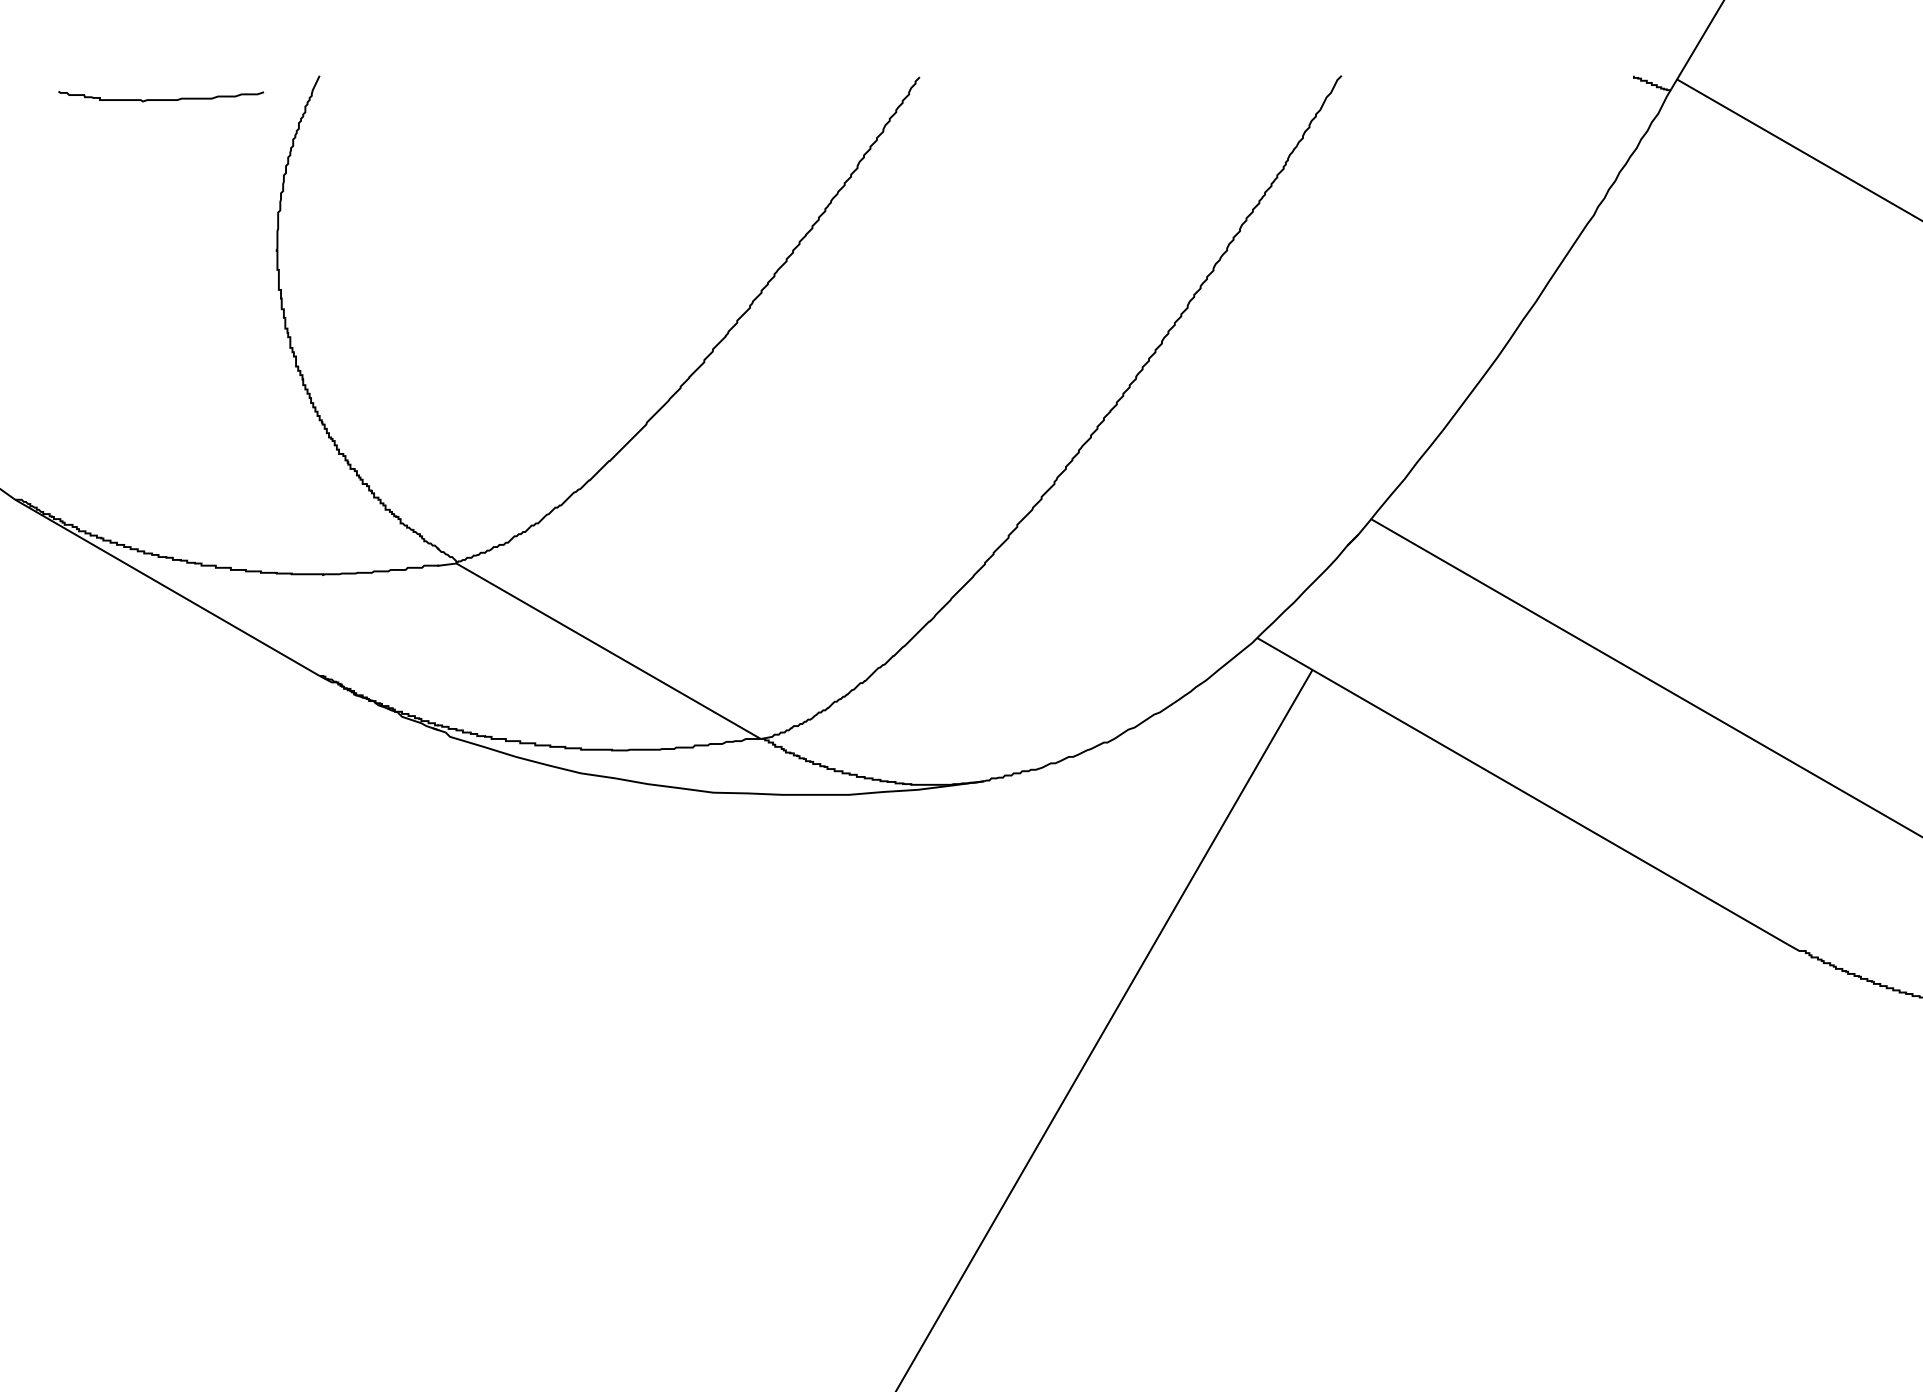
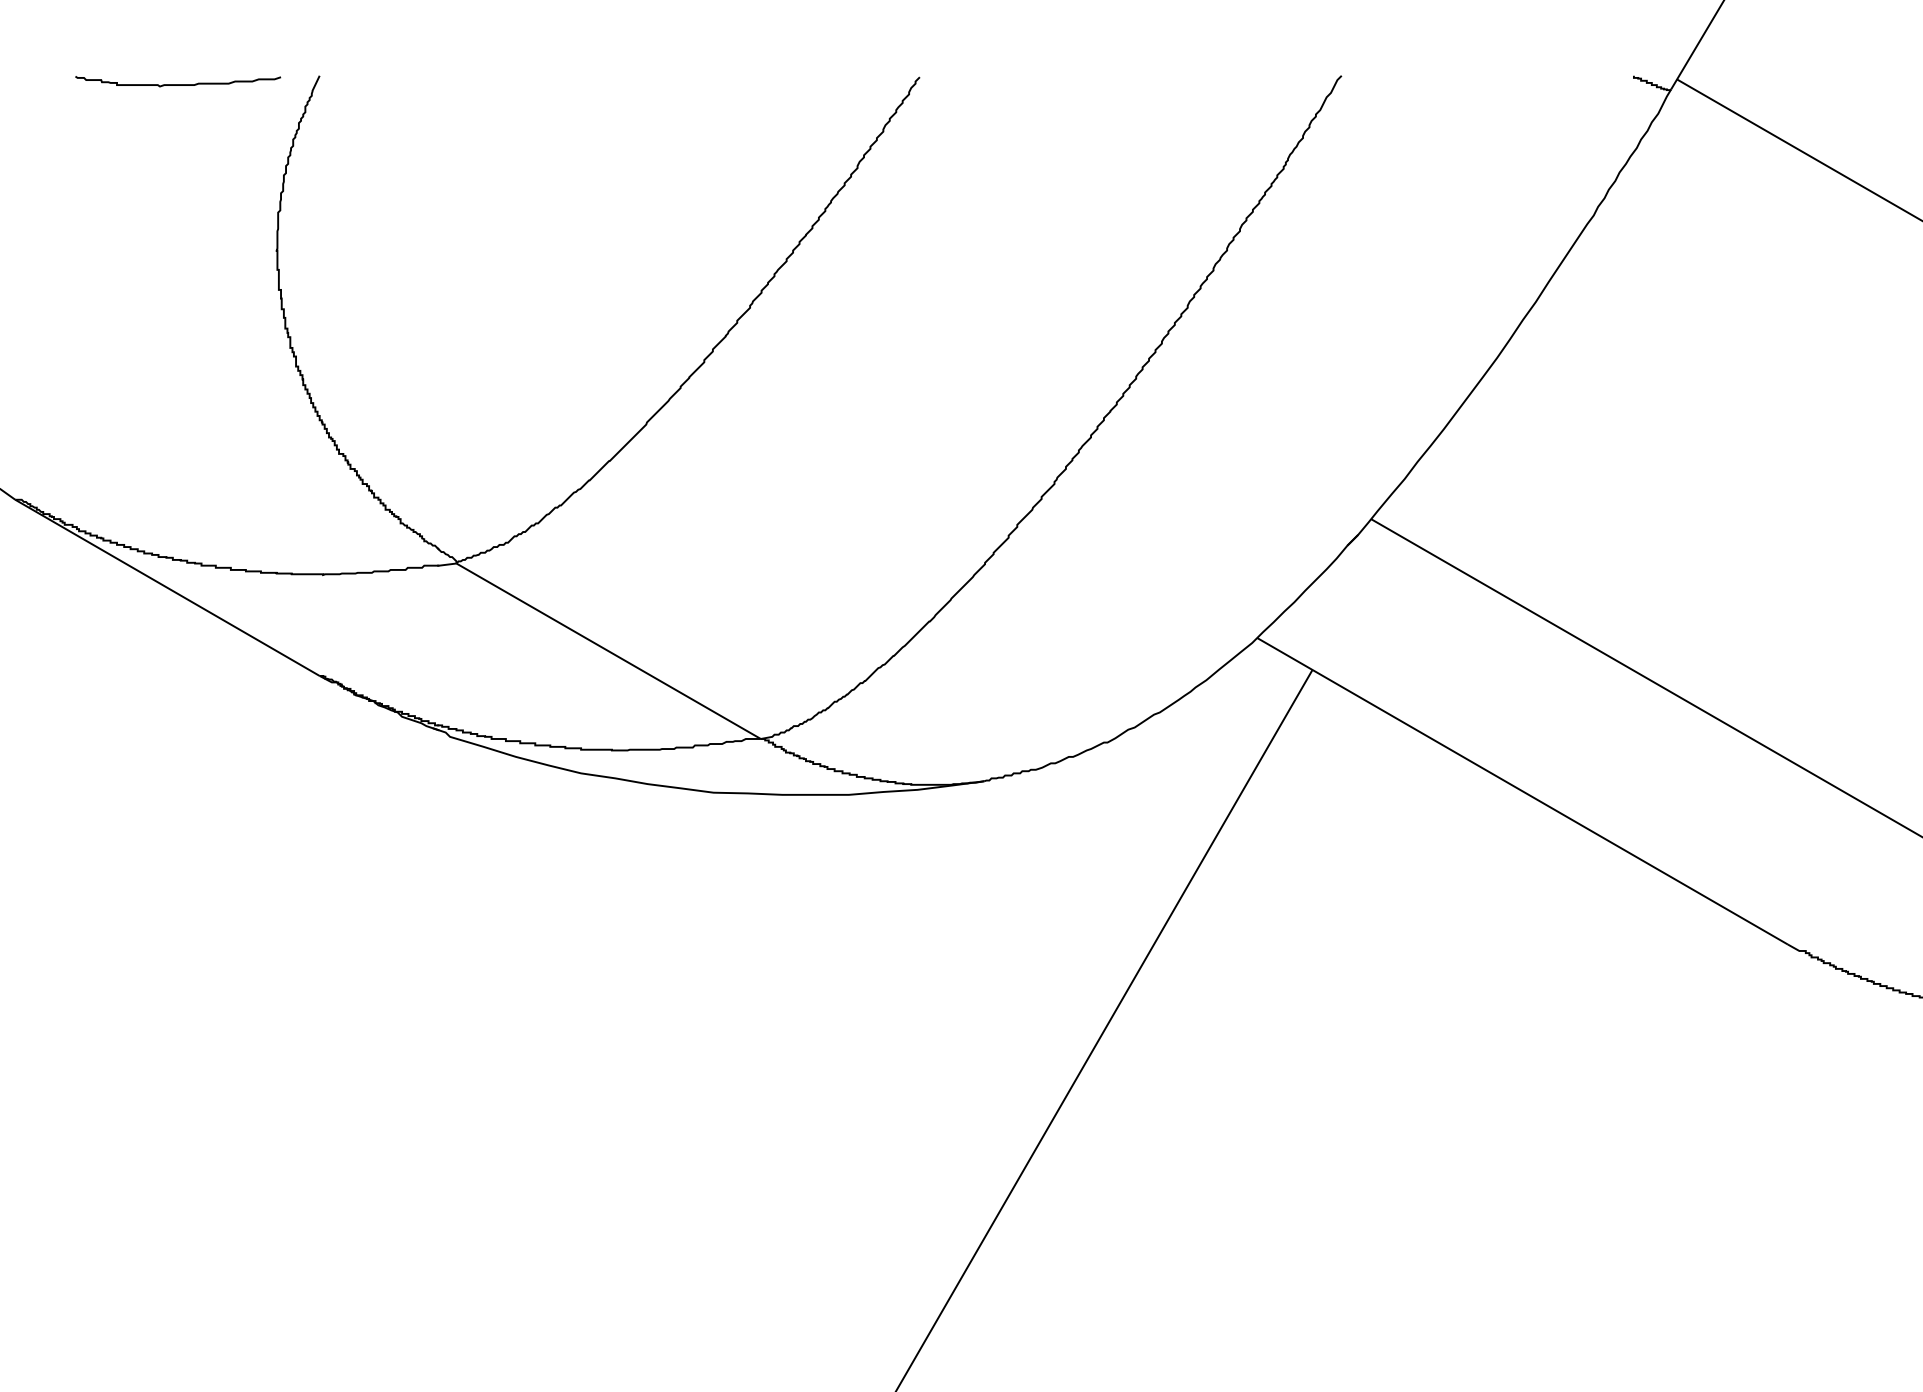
curve position: (161, 99) -> (178, 84) (178, 84)
